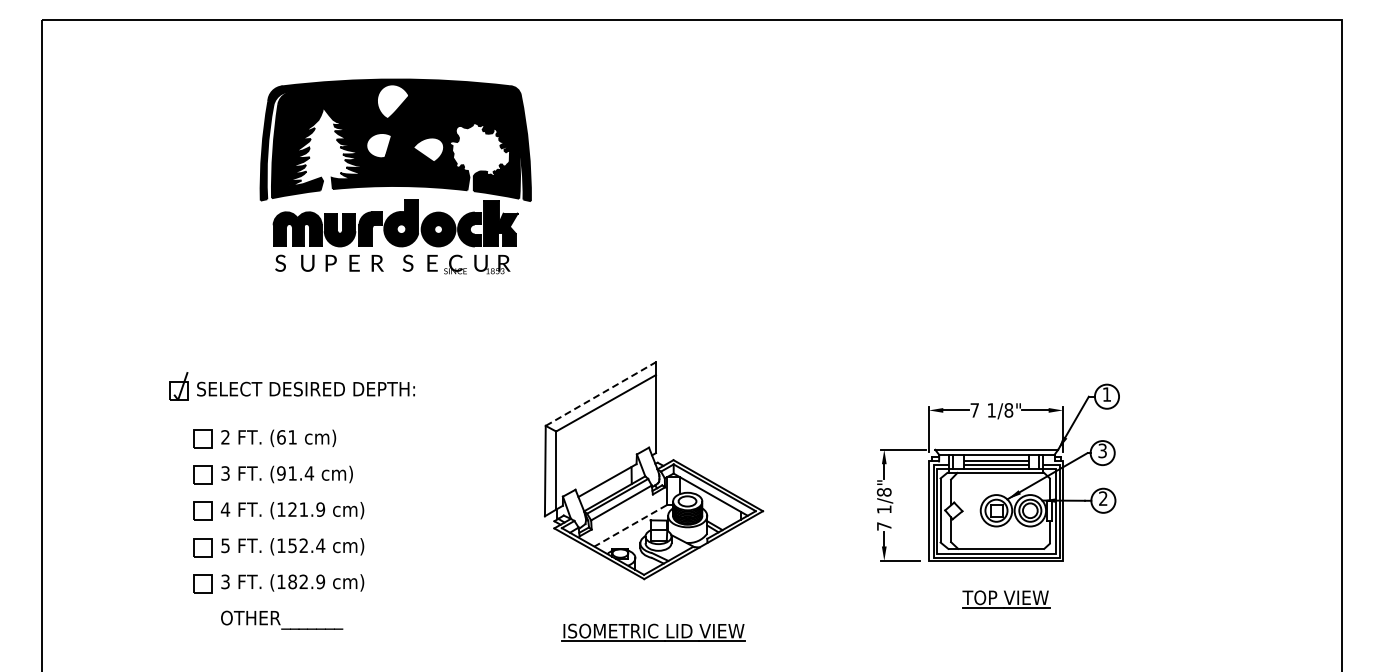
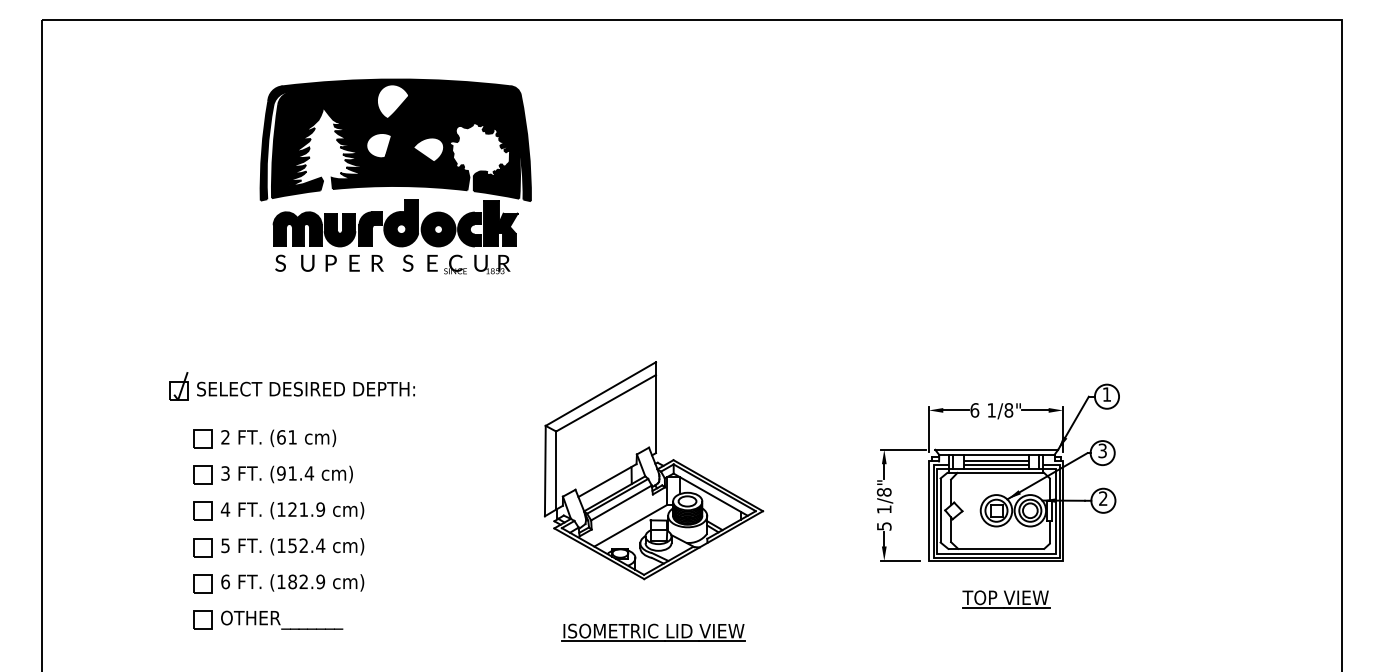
line: dashed -> solid (600, 394)
text: 7 -> 6 (974, 410)
line: dashed -> solid (630, 525)
text: 7 -> 5 (884, 526)
text: 3 -> 6 (225, 581)
part: none -> present (202, 619)
